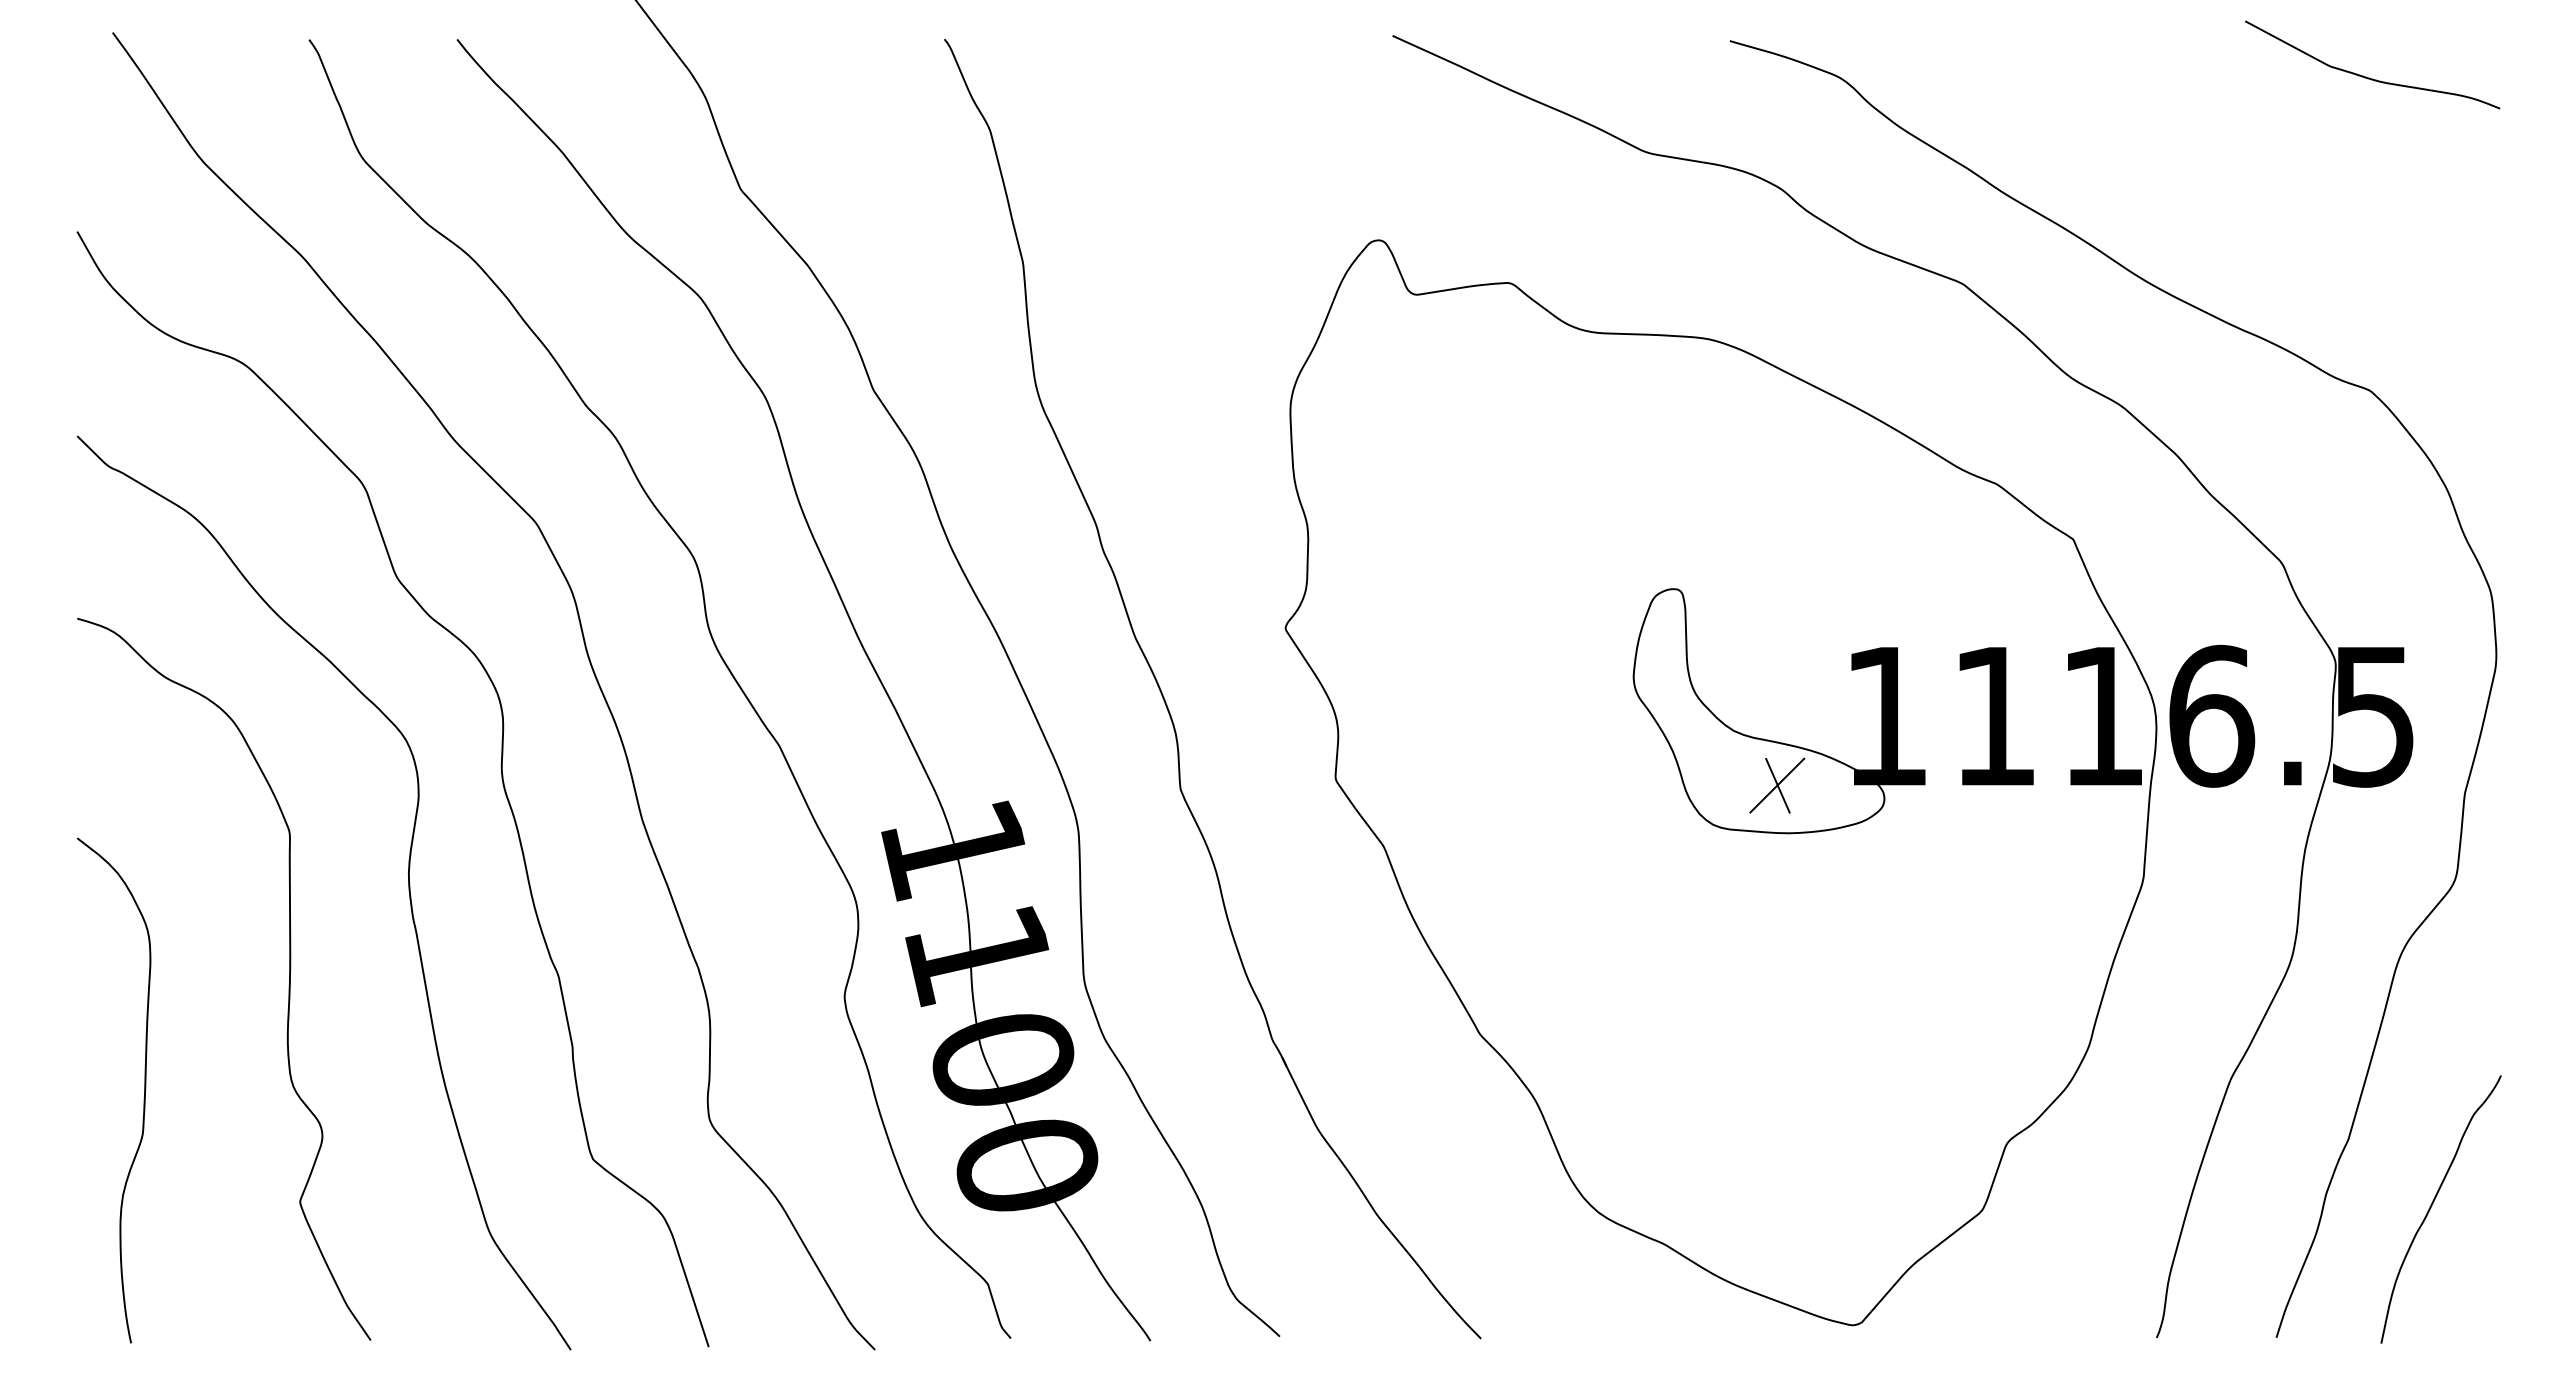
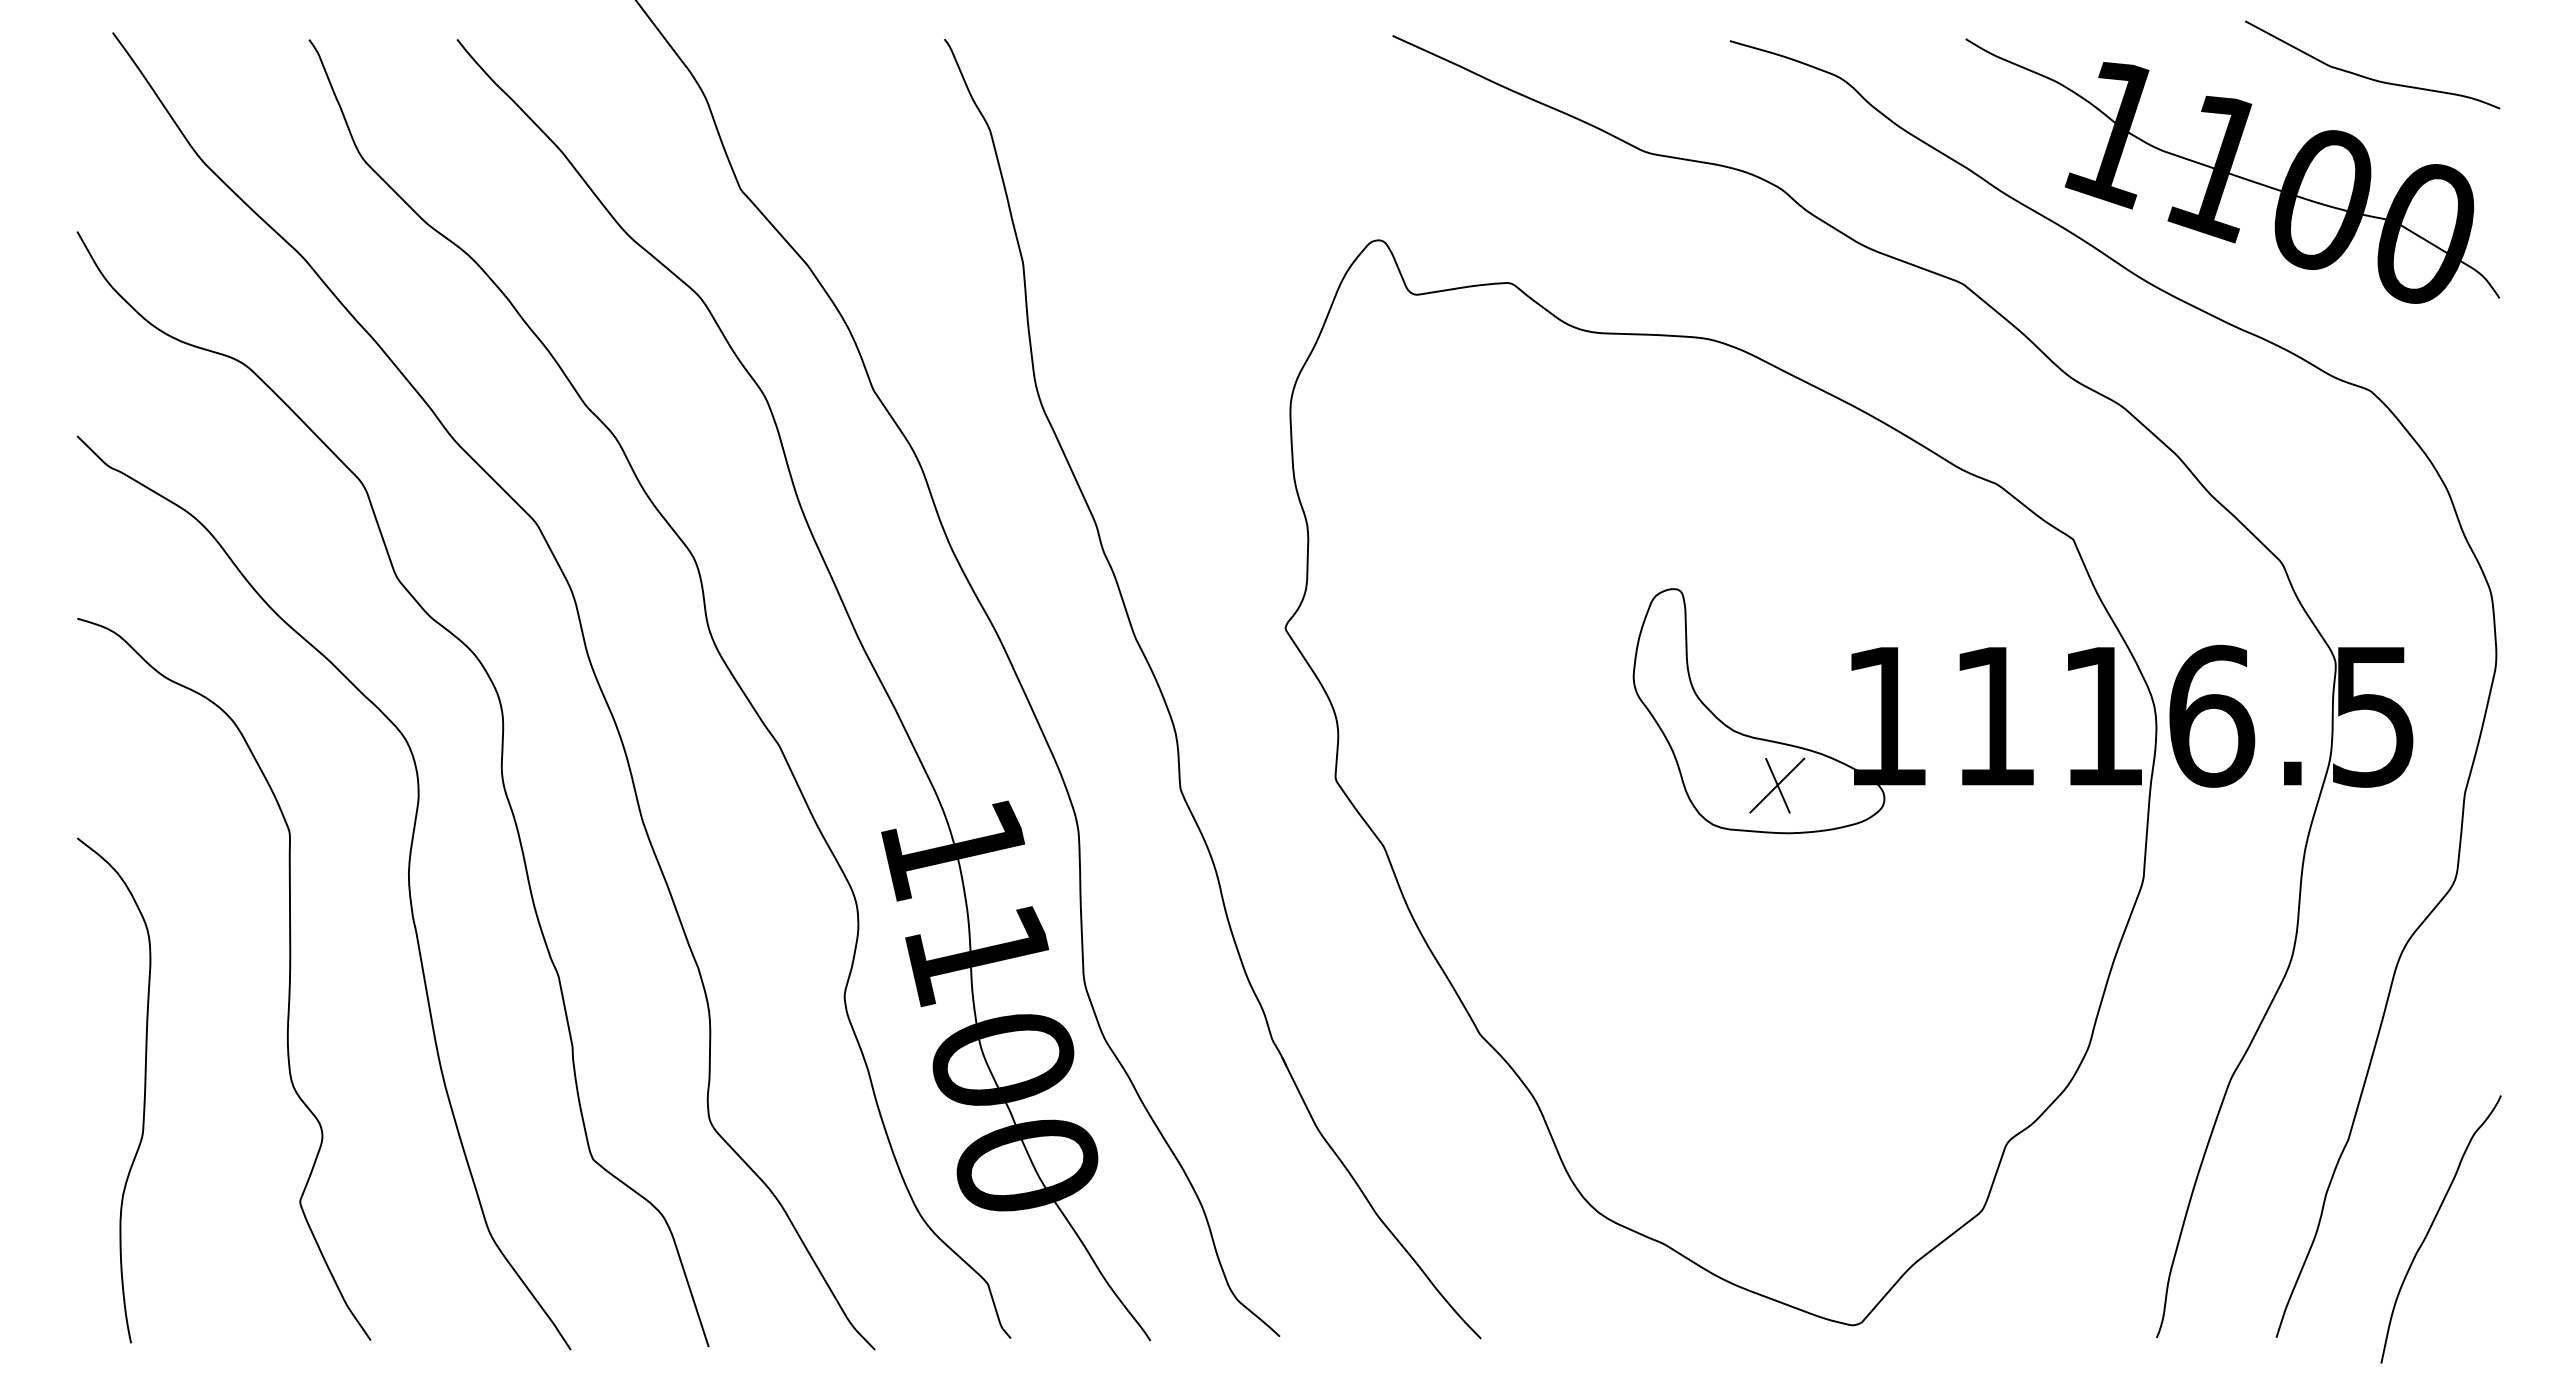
part: none -> present (2232, 170)
curve position: (2432, 1205) -> (2432, 1225) (2432, 1225)
